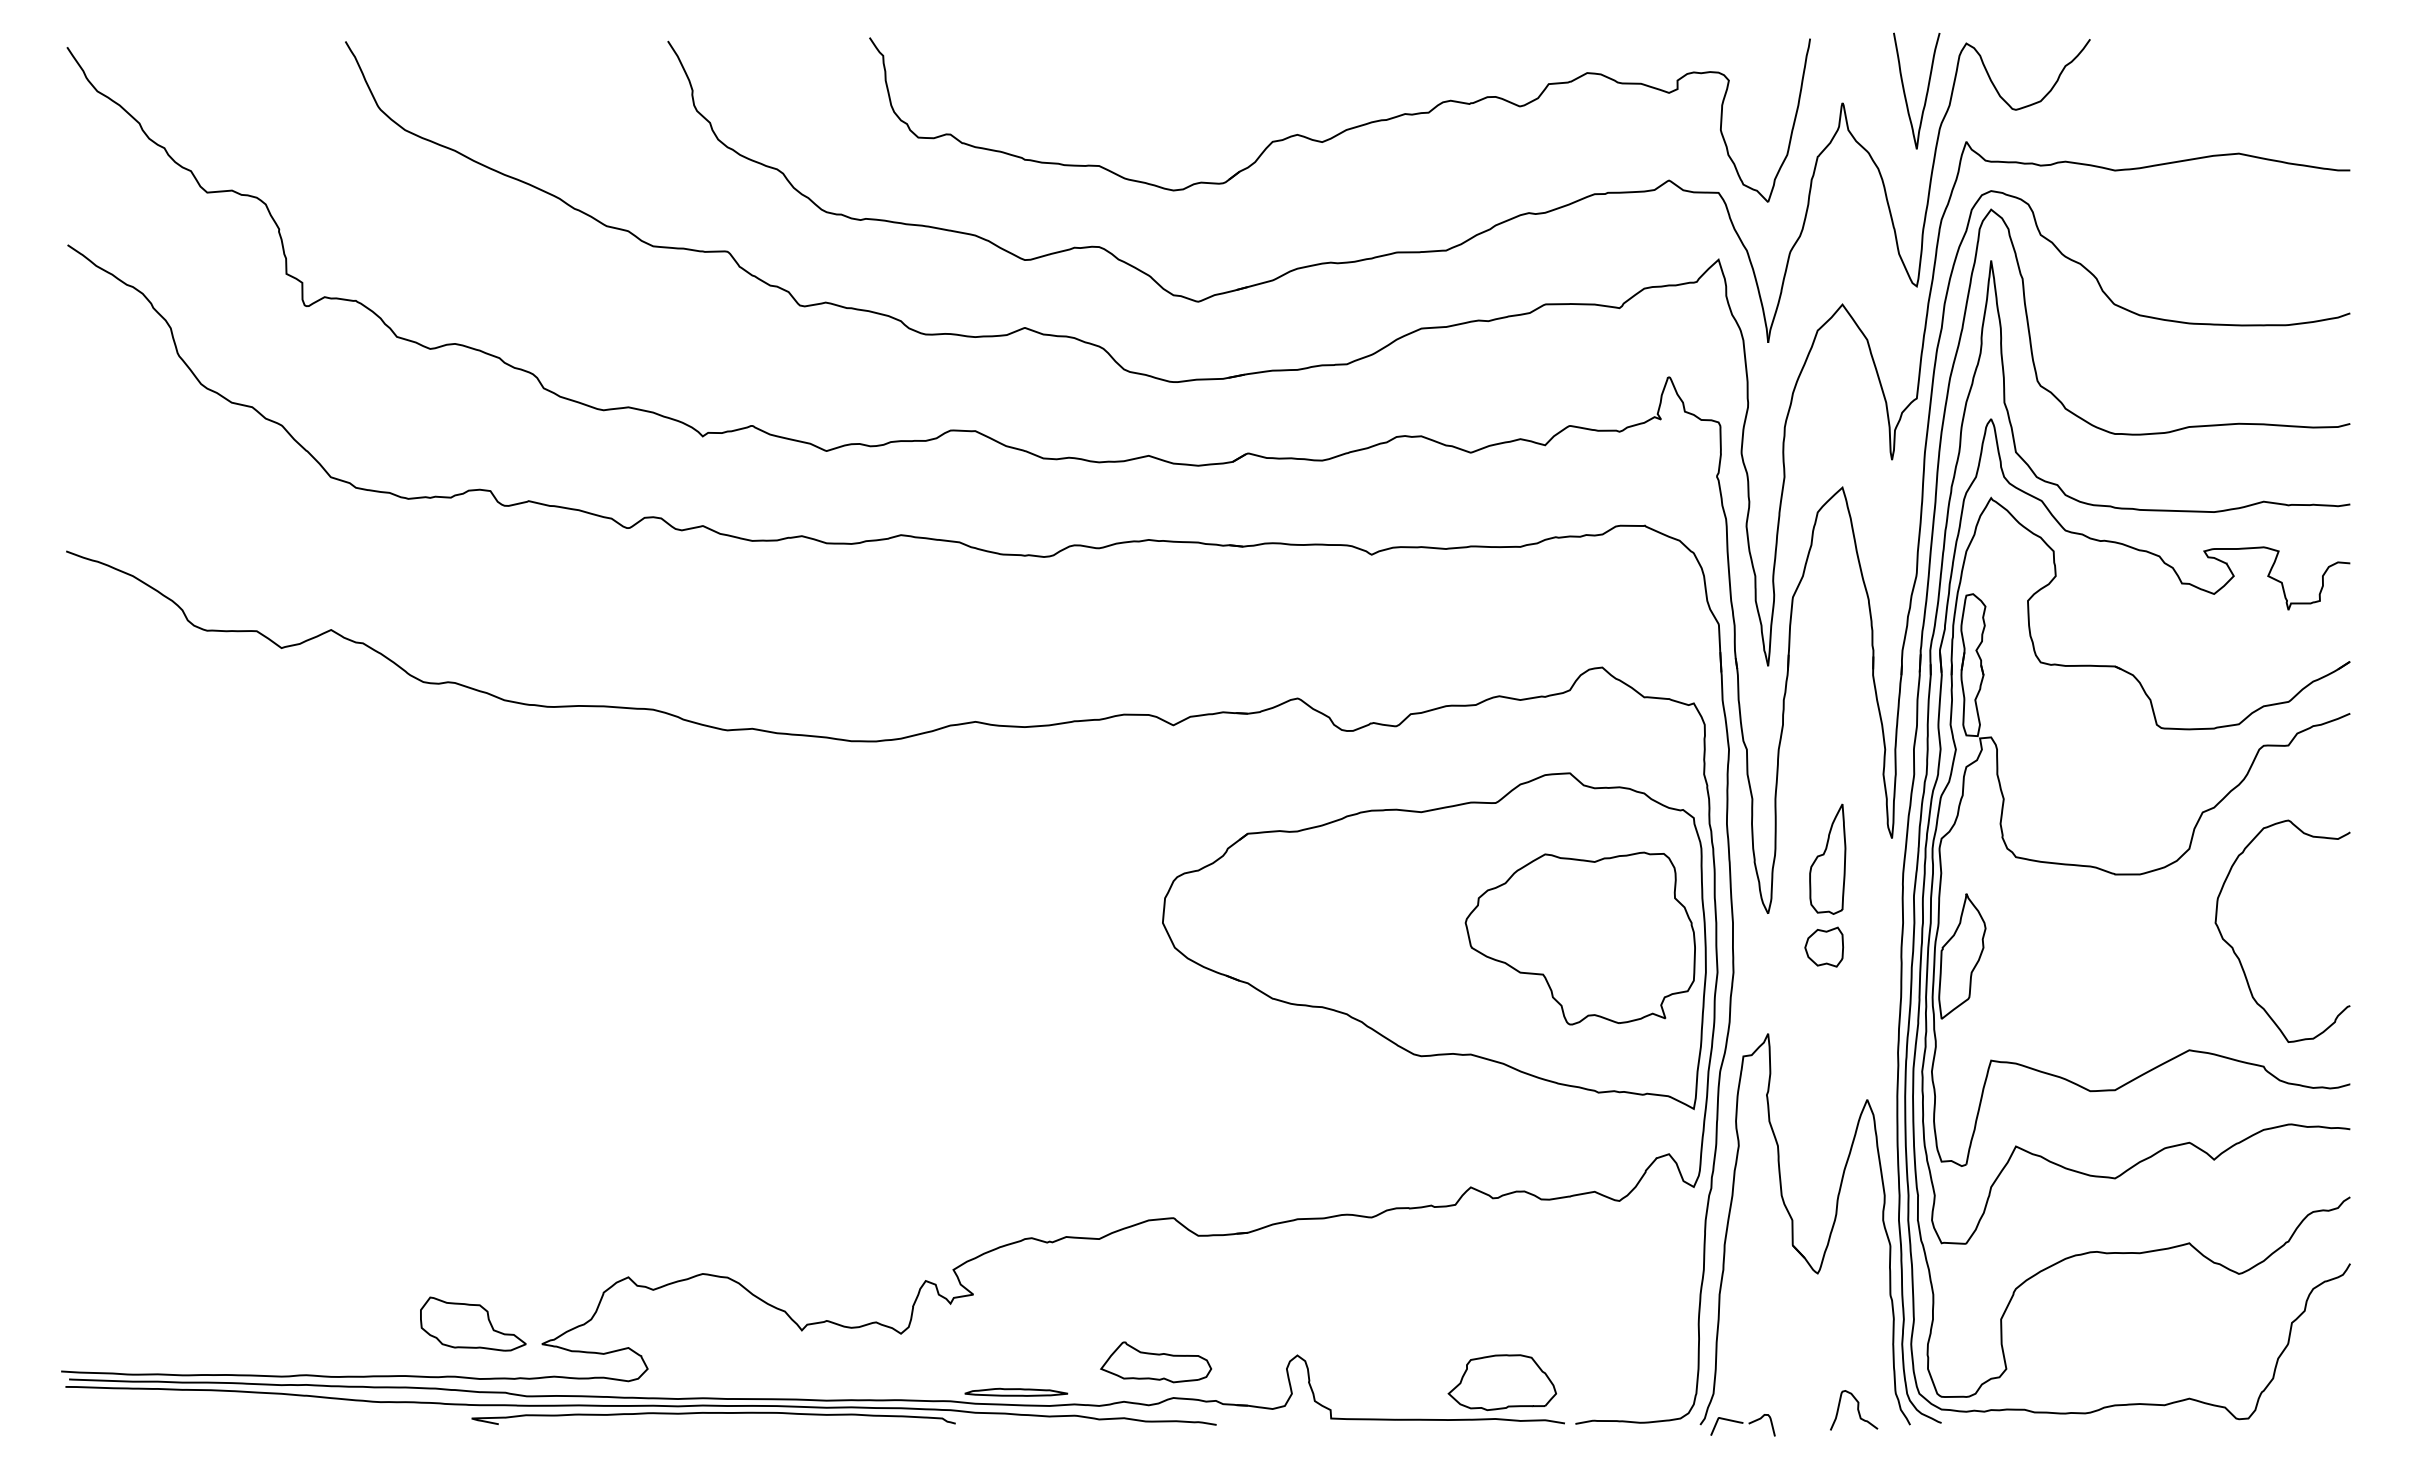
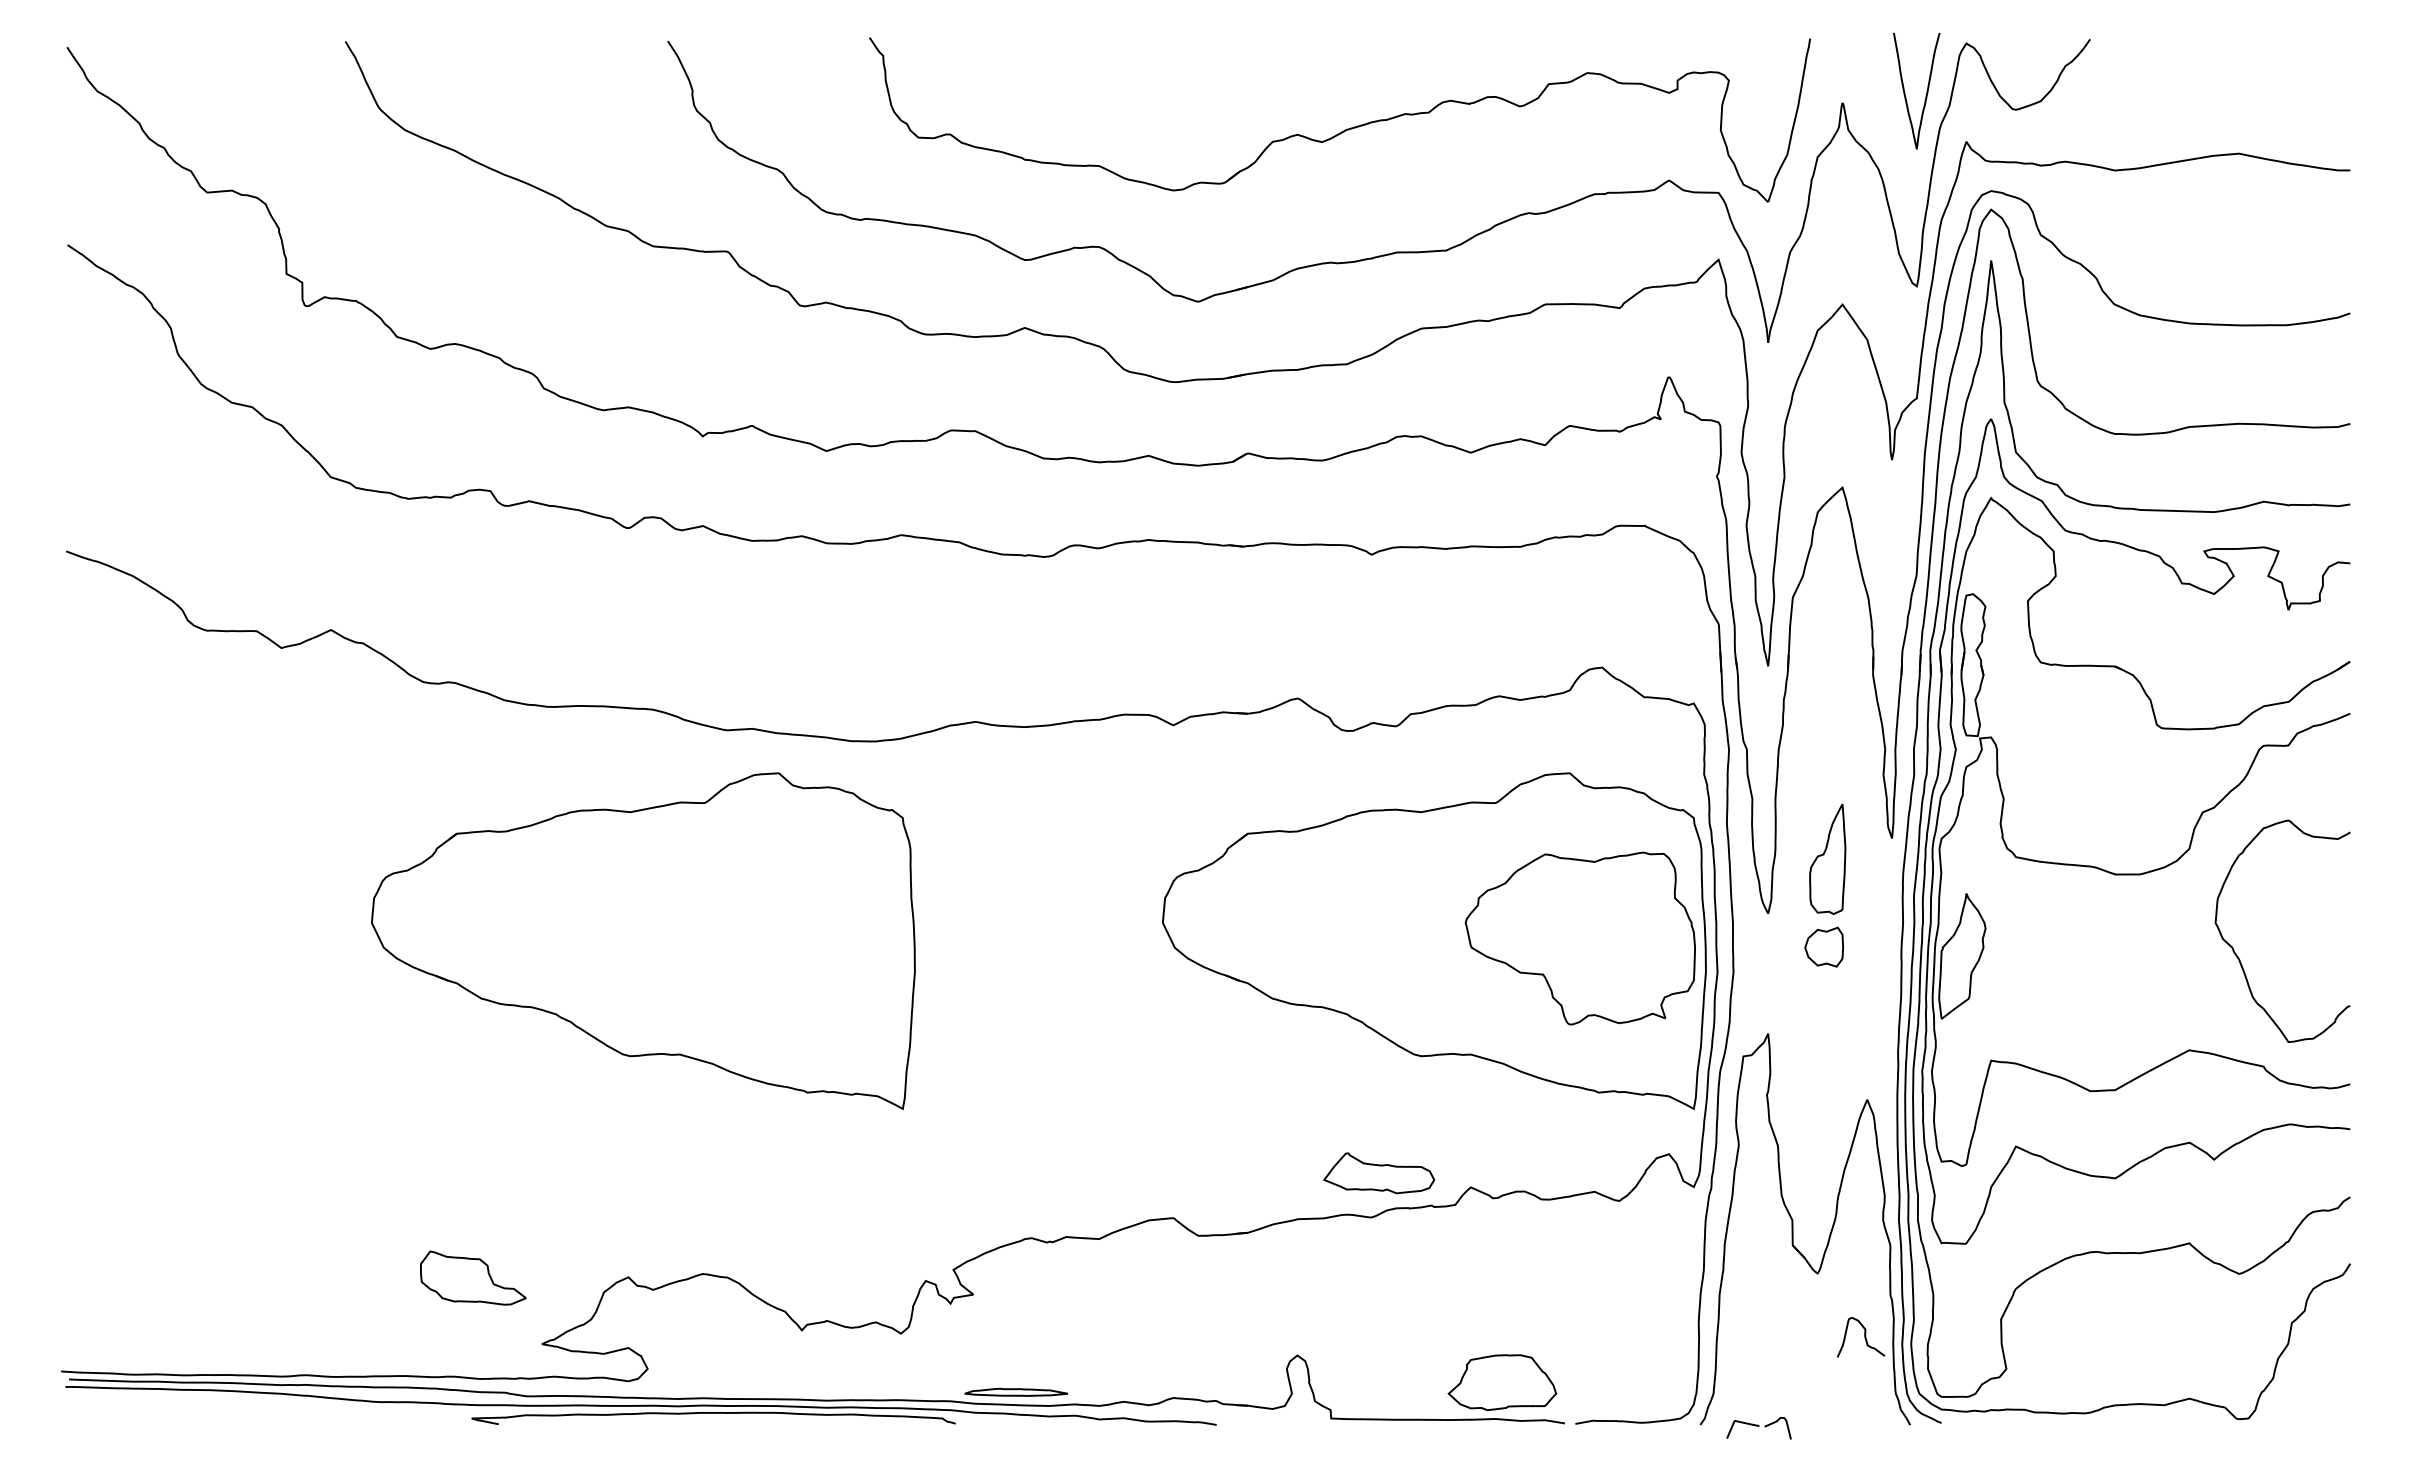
part: none -> present (643, 941)
part position: (473, 1323) -> (473, 1277) (473, 1277)
part position: (1156, 1362) -> (1379, 1173) (1379, 1173)
curve position: (1857, 1410) -> (1864, 1337) (1864, 1337)
part position: (1742, 1425) -> (1758, 1428) (1758, 1428)
